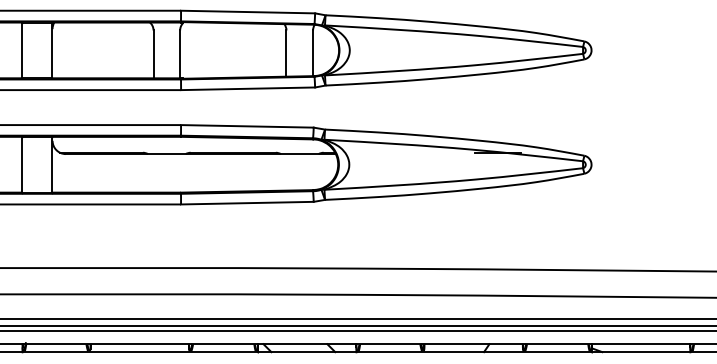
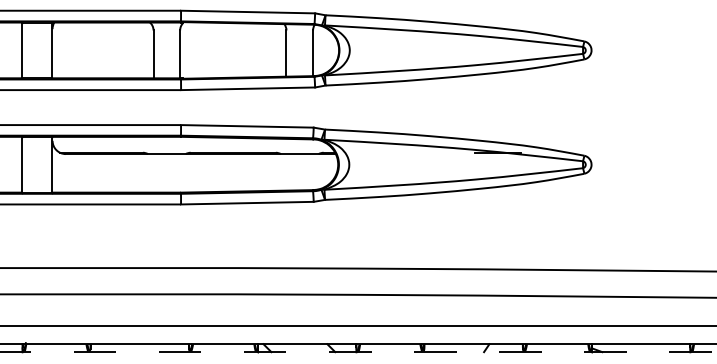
line: present -> none (357, 318)
line: present -> none (357, 330)
line: solid -> dashed (358, 352)
